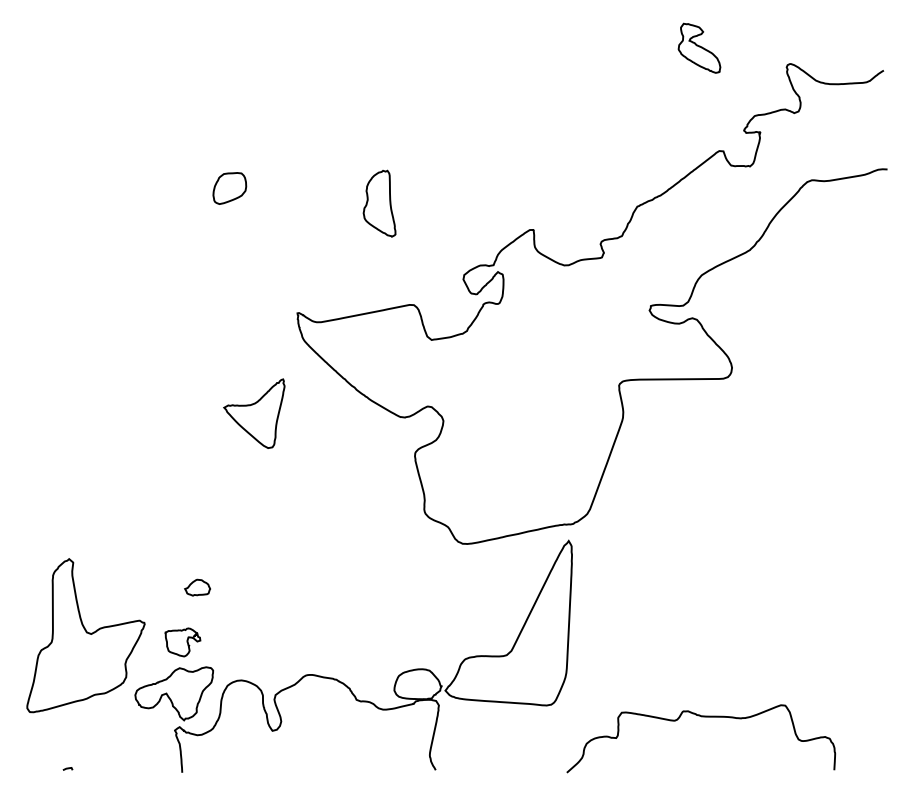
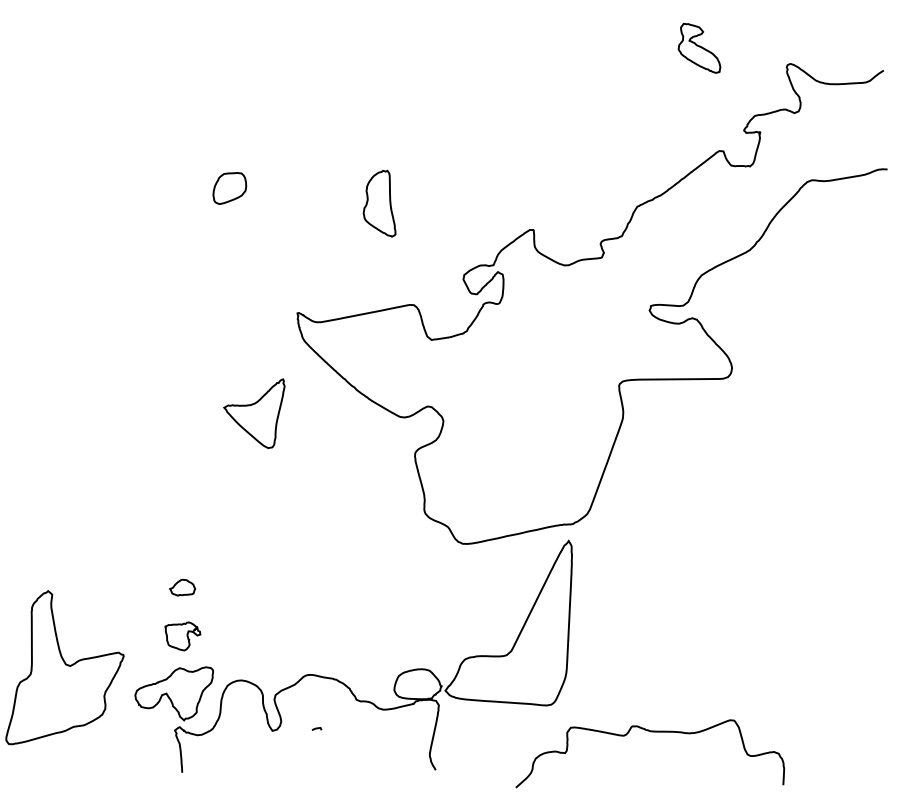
part position: (197, 587) -> (182, 587) (182, 587)
part position: (85, 635) -> (64, 667) (64, 667)
part position: (182, 642) -> (182, 636) (182, 636)
curve position: (701, 717) -> (650, 732) (650, 732)
line position: (67, 768) -> (316, 728) (316, 728)
